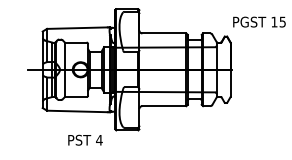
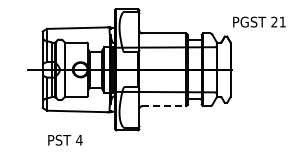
text: 15 -> 21 (278, 21)
line: solid -> dashed (164, 106)
text position: (85, 139) -> (65, 139) (65, 139)
